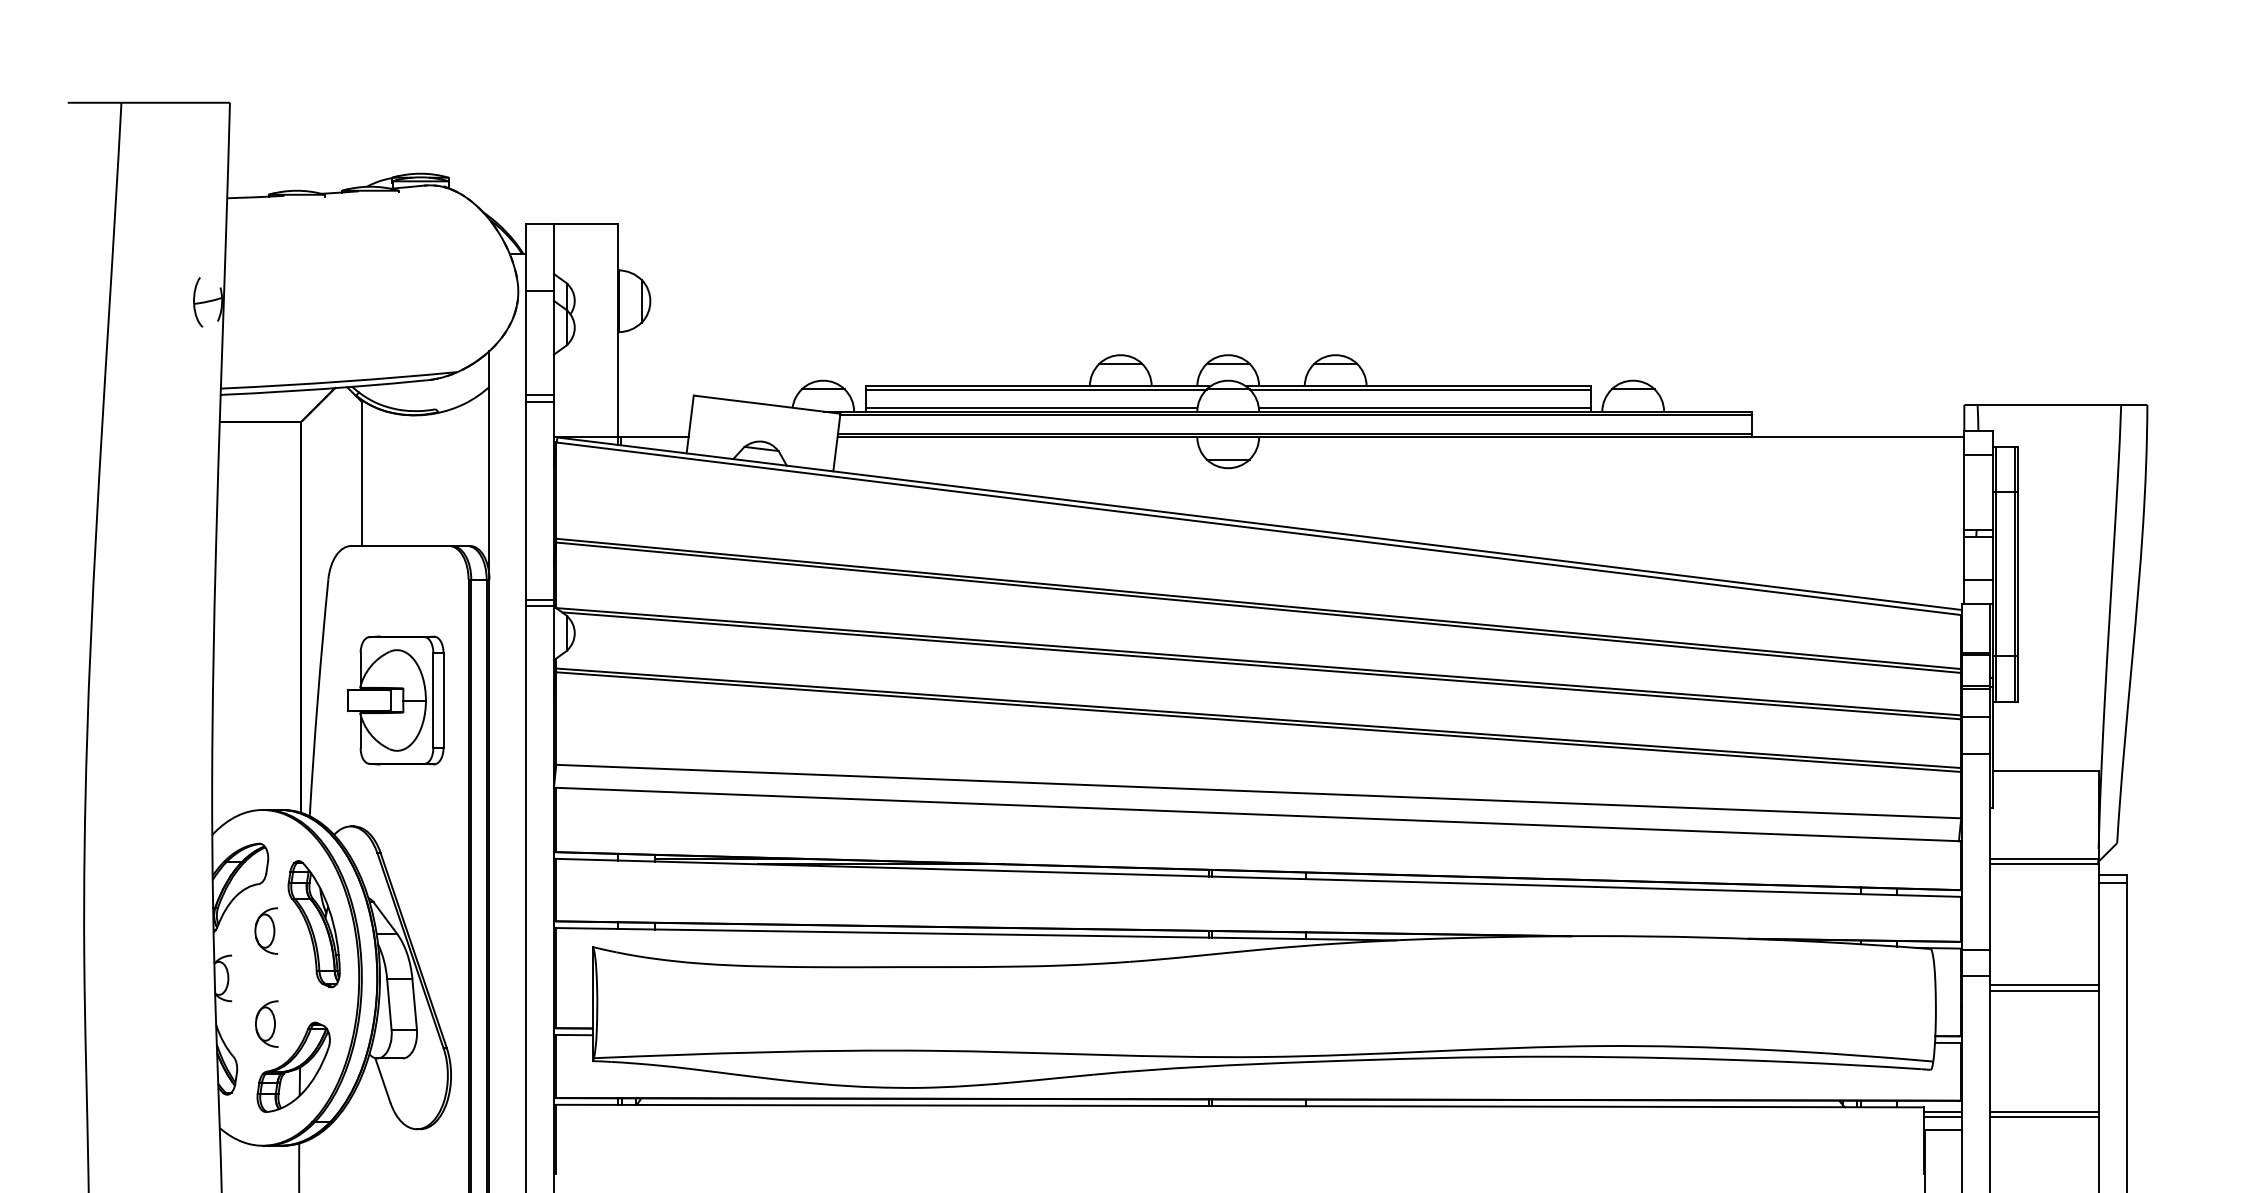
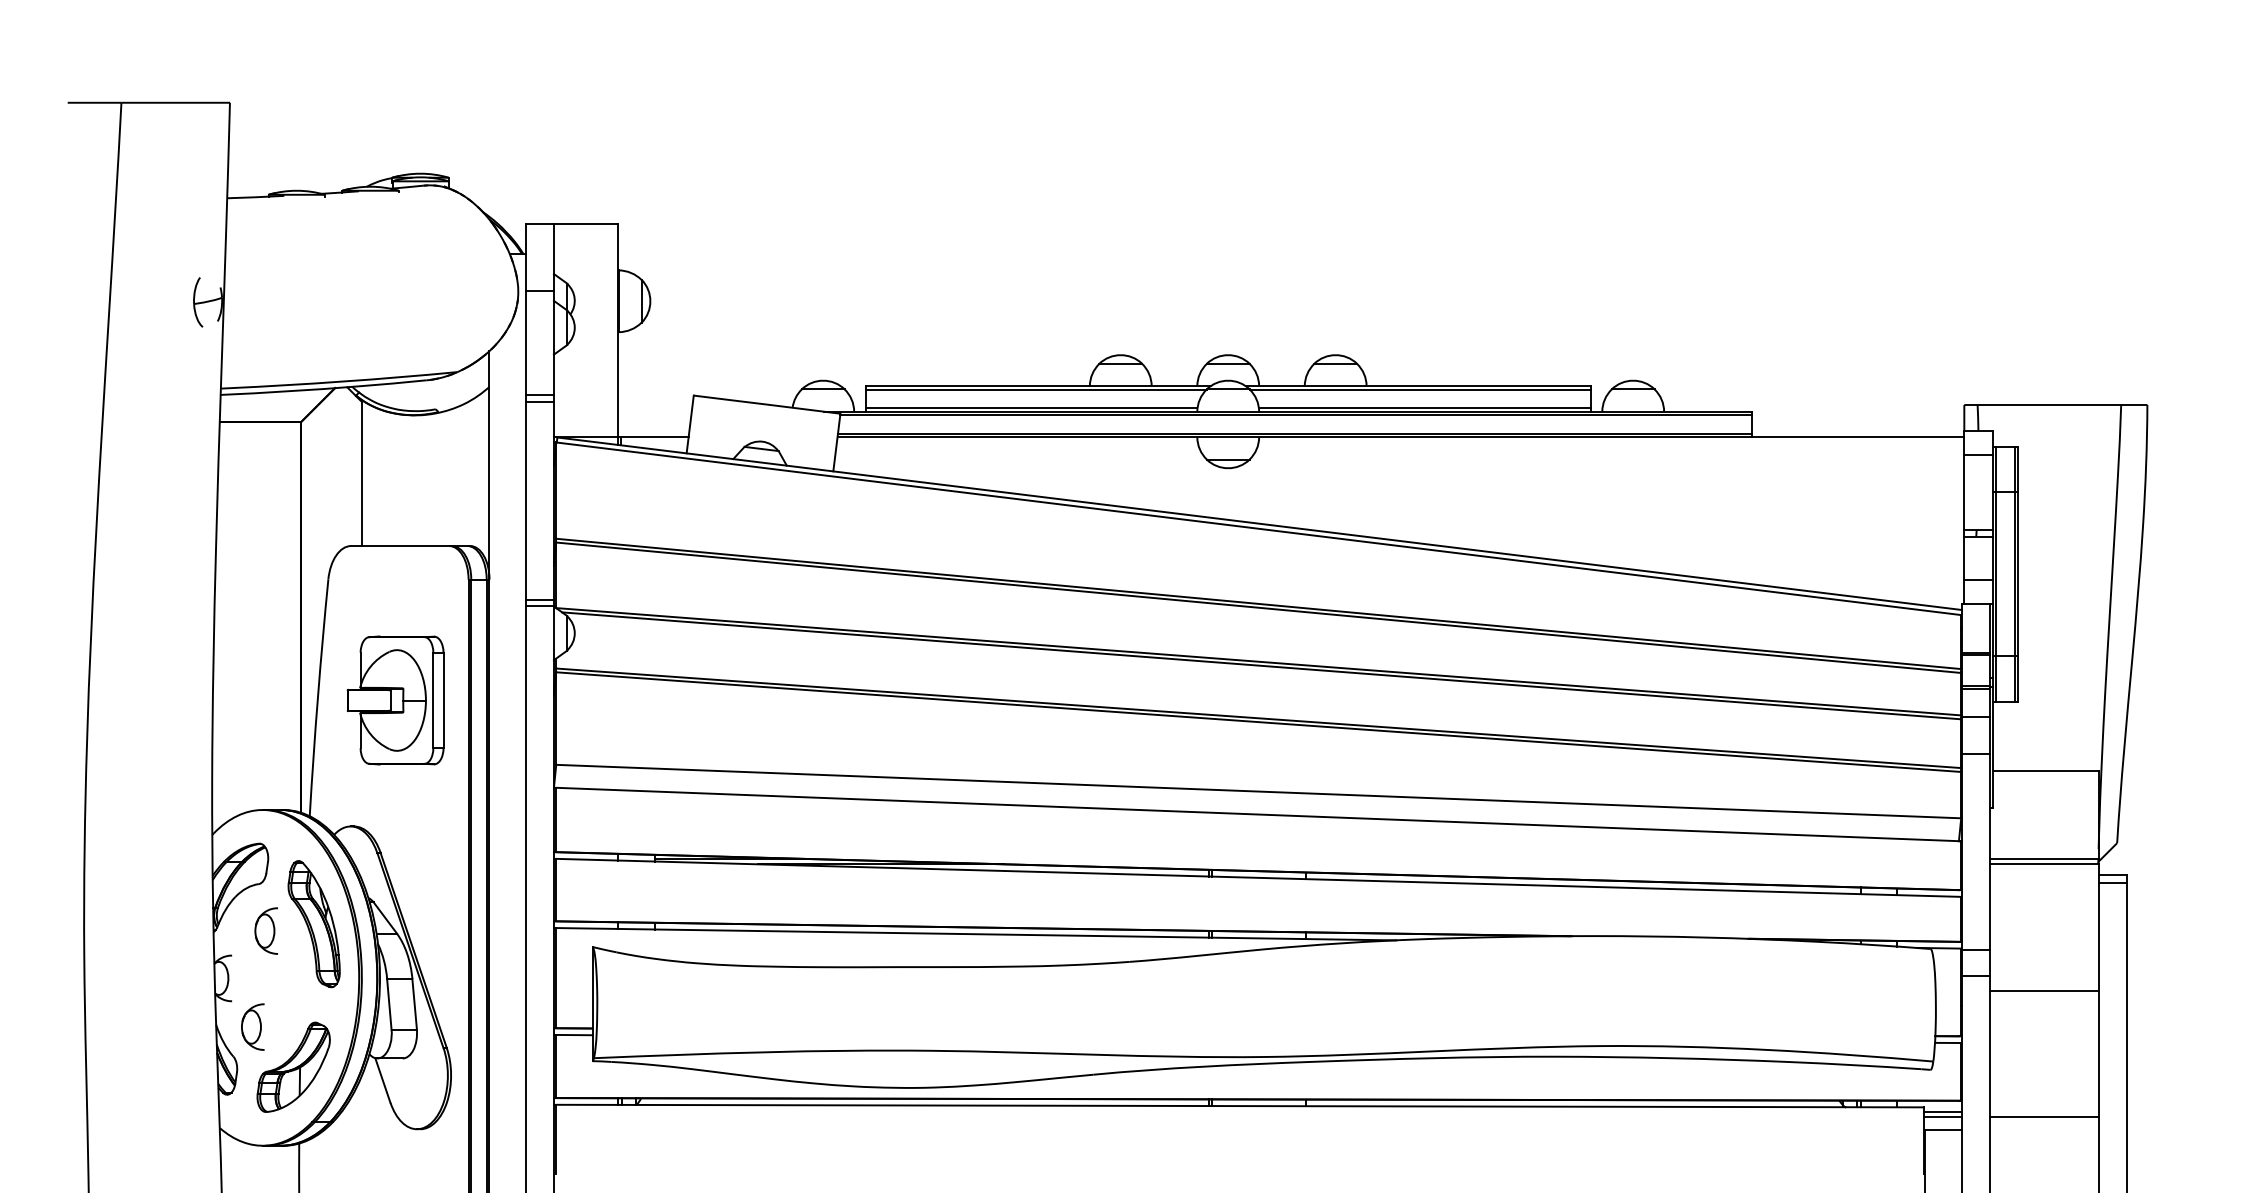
line: present -> none (2043, 985)
part position: (266, 1023) -> (252, 1026) (252, 1026)
line: present -> none (2043, 1111)
